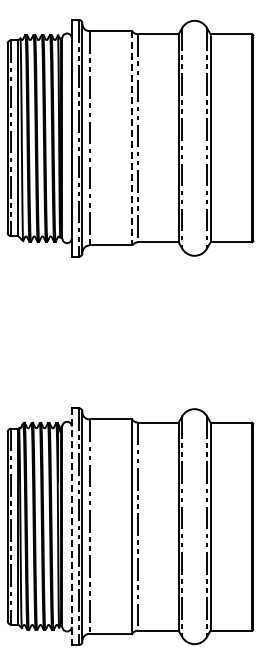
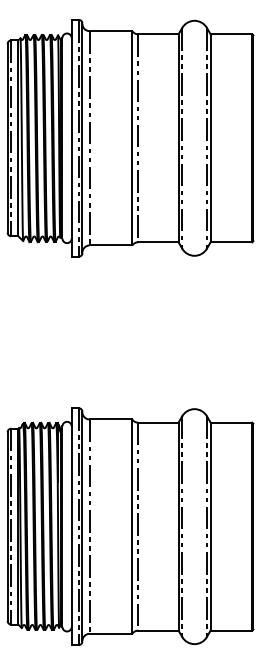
line: dashed -> solid (132, 138)
line: dashed -> solid (71, 527)
